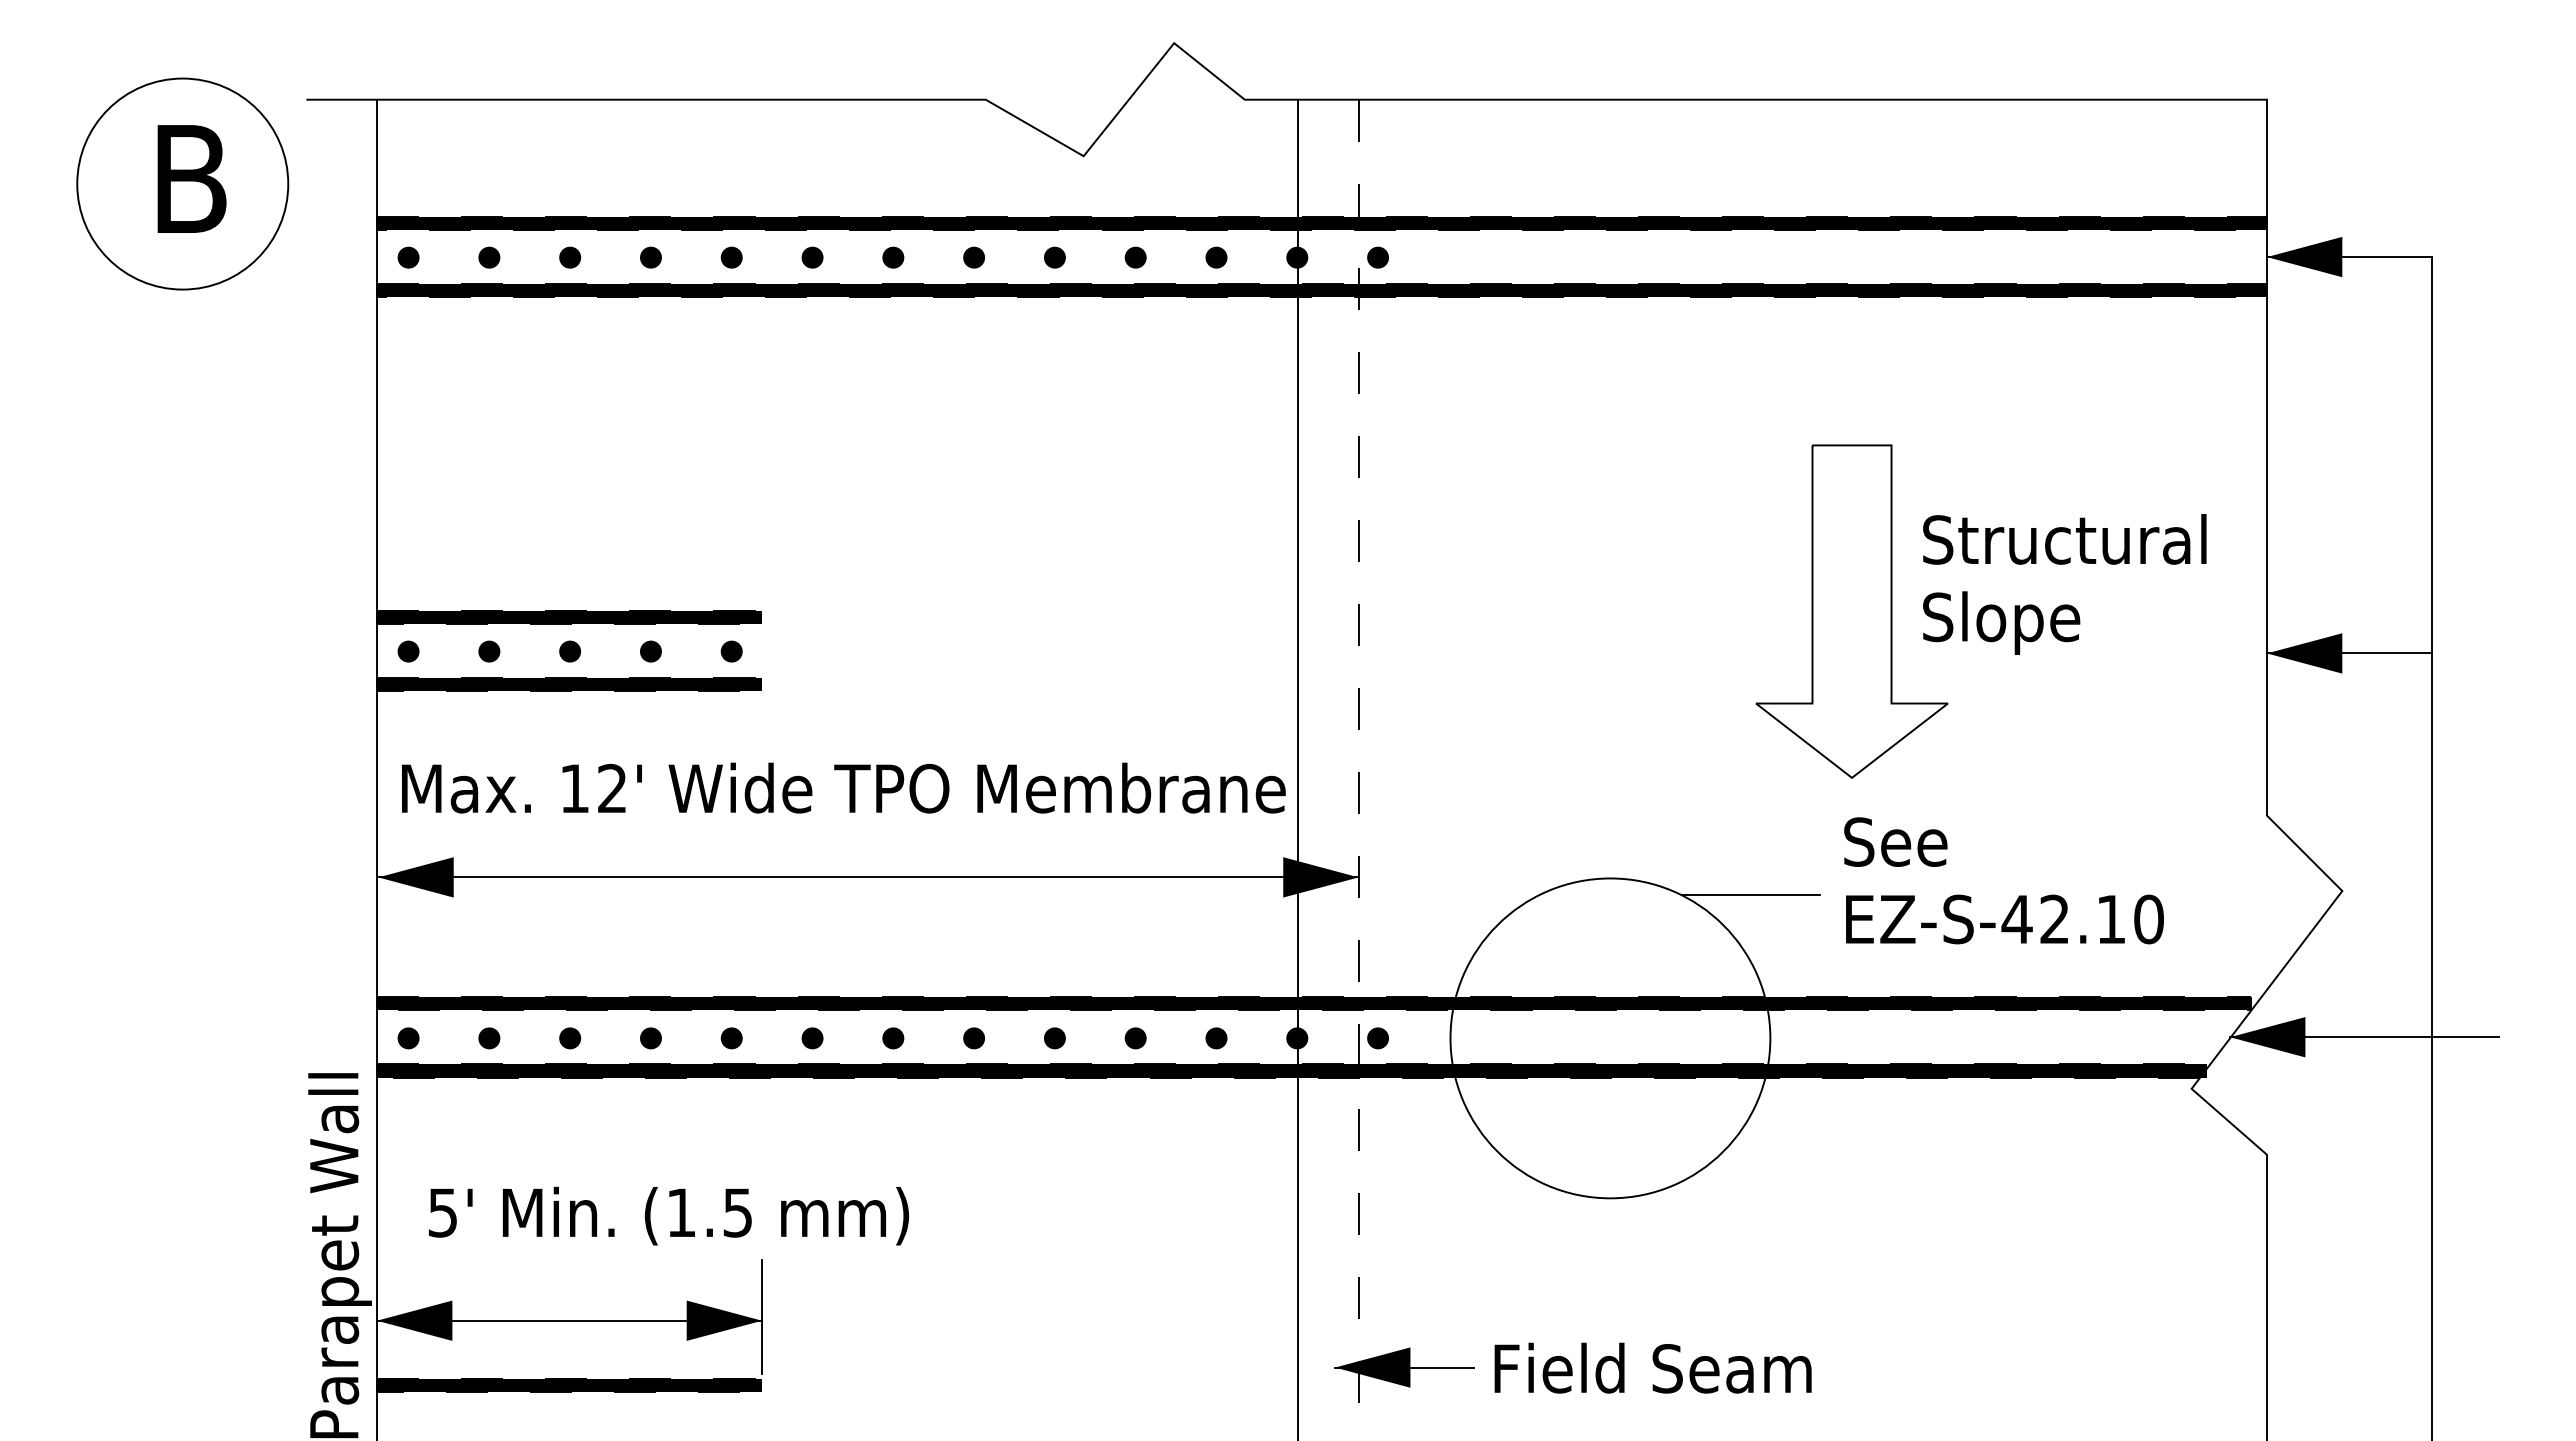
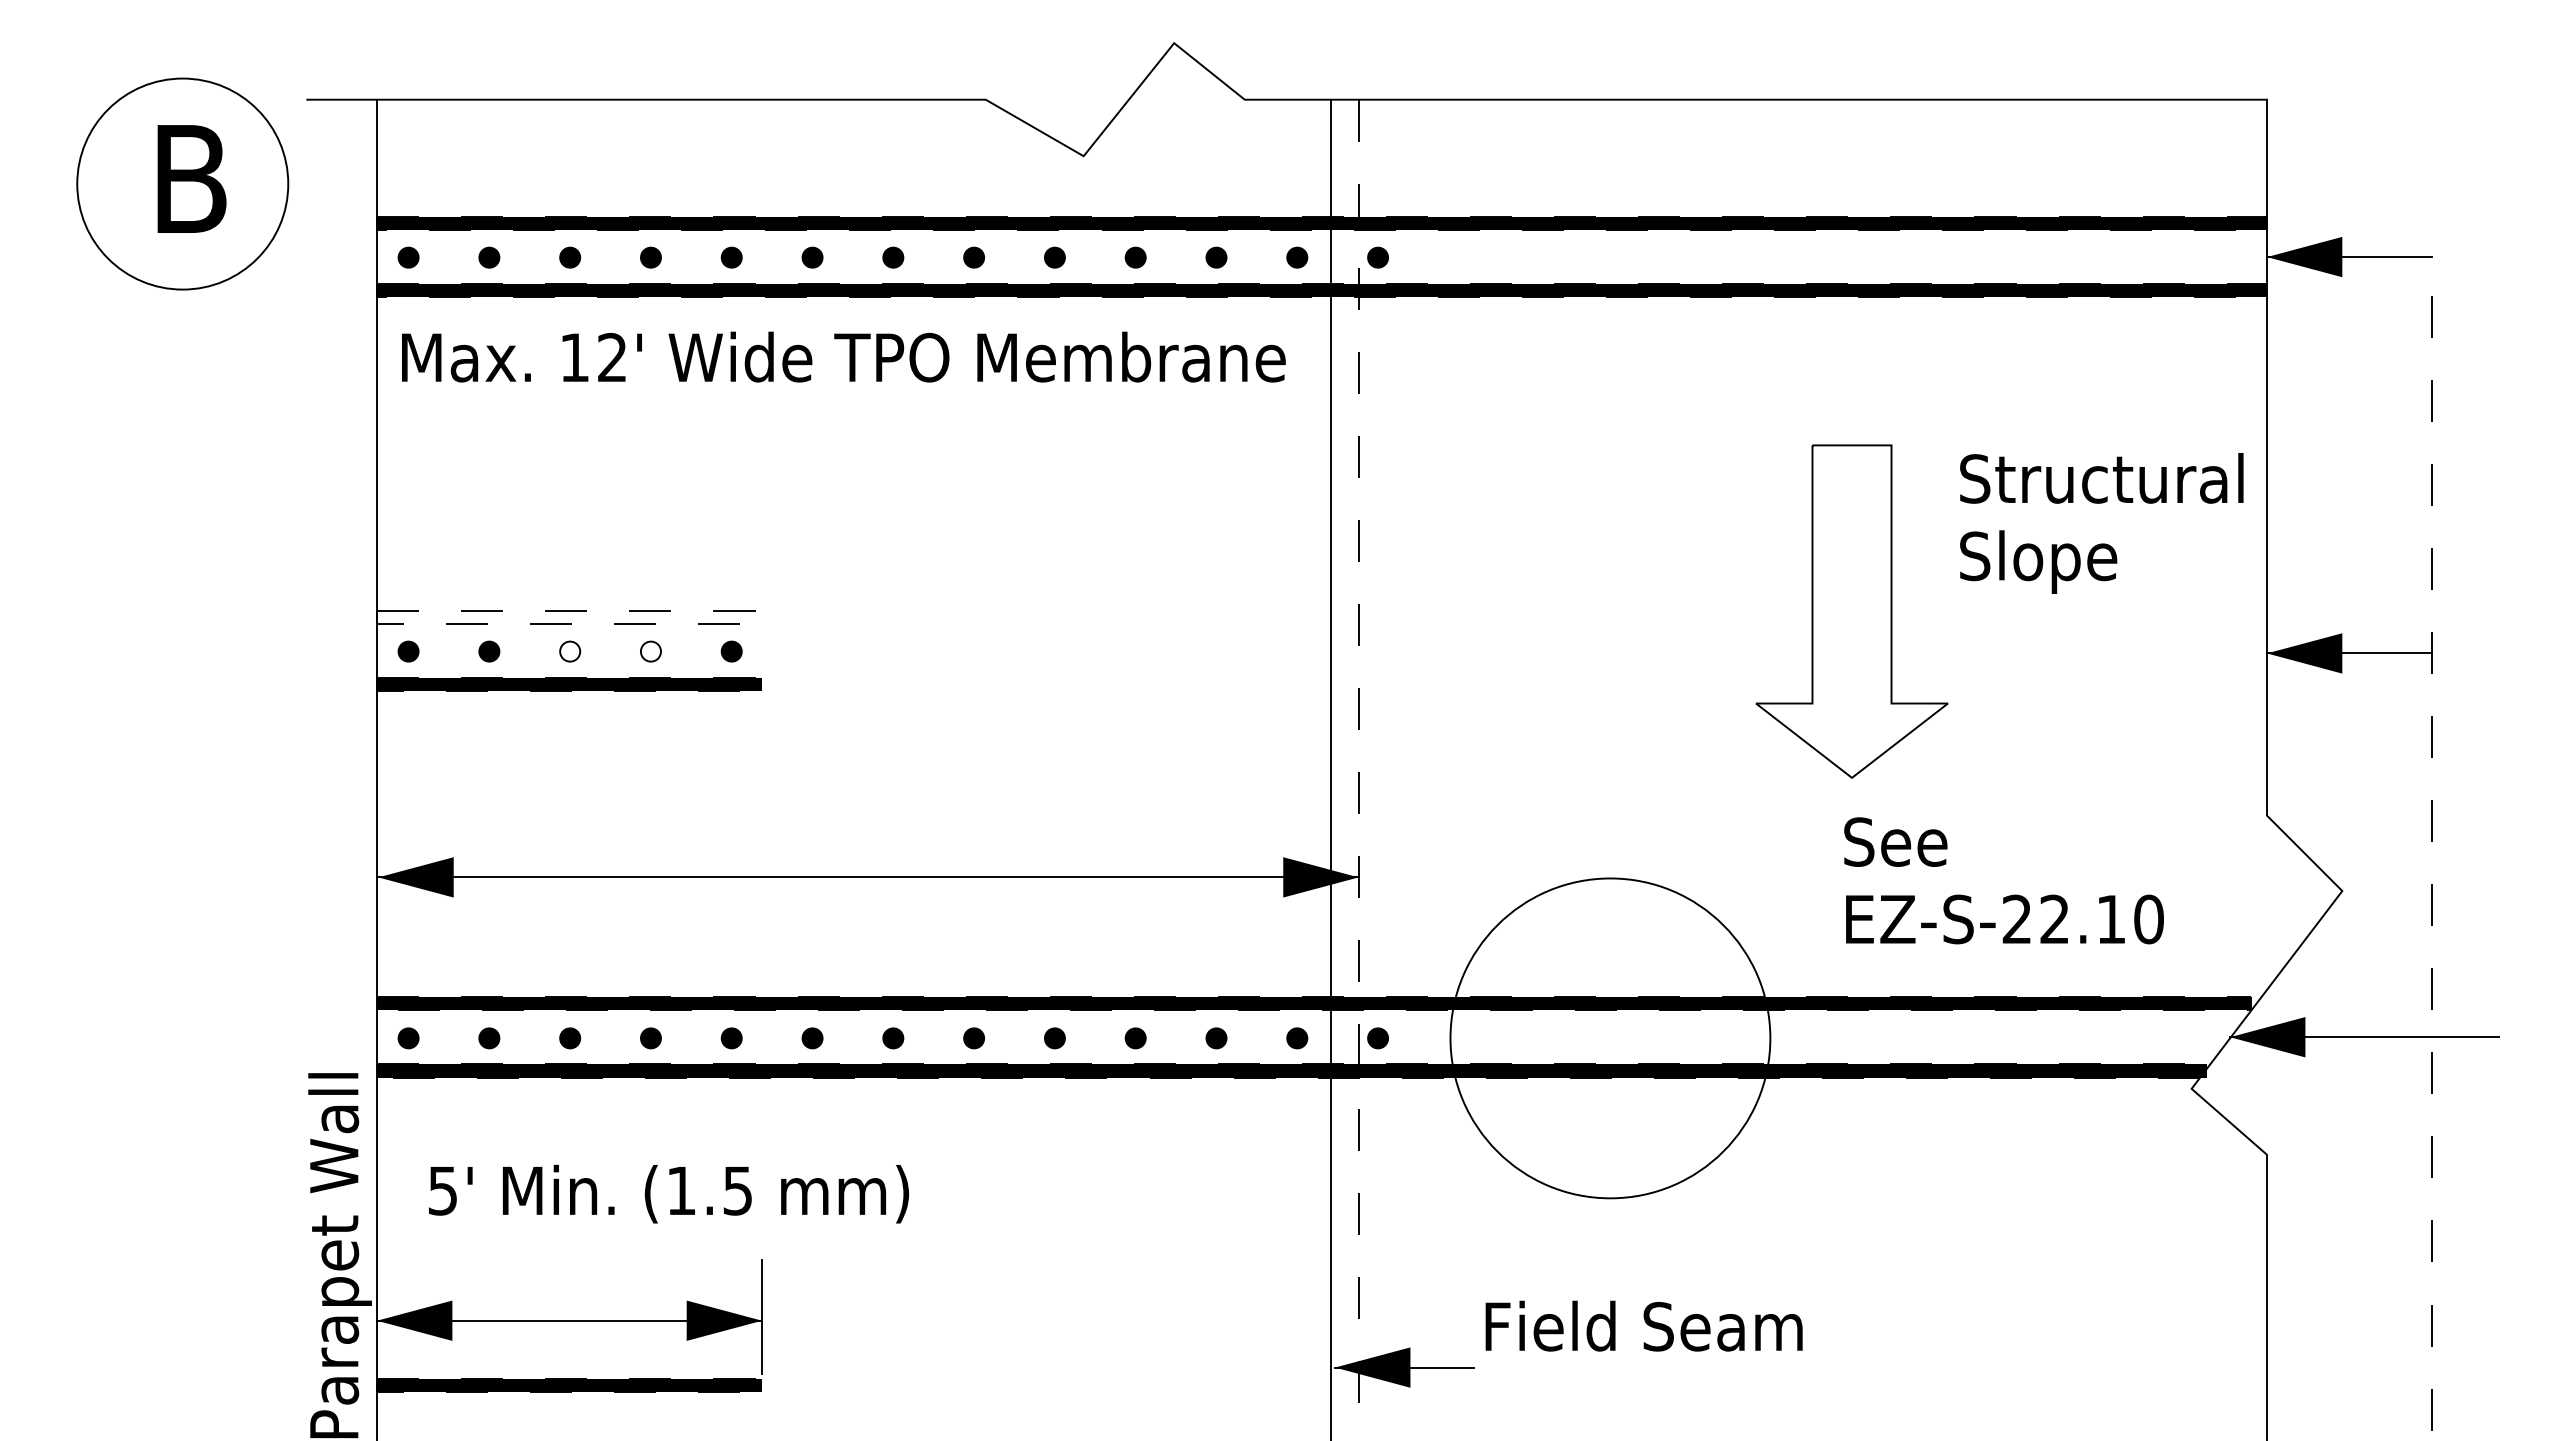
text position: (2064, 584) -> (2101, 523) (2101, 523)
fill: present -> none (569, 616)
fill: present -> none (570, 651)
fill: present -> none (650, 651)
line position: (1297, 768) -> (1330, 768) (1330, 768)
text position: (843, 787) -> (843, 356) (843, 356)
line: solid -> dashed (2432, 848)
line: present -> none (1750, 895)
text: EZ-S-42.10 -> EZ-S-22.10 (2016, 918)
text position: (669, 1215) -> (669, 1193) (669, 1193)
text position: (1652, 1367) -> (1643, 1325) (1643, 1325)
